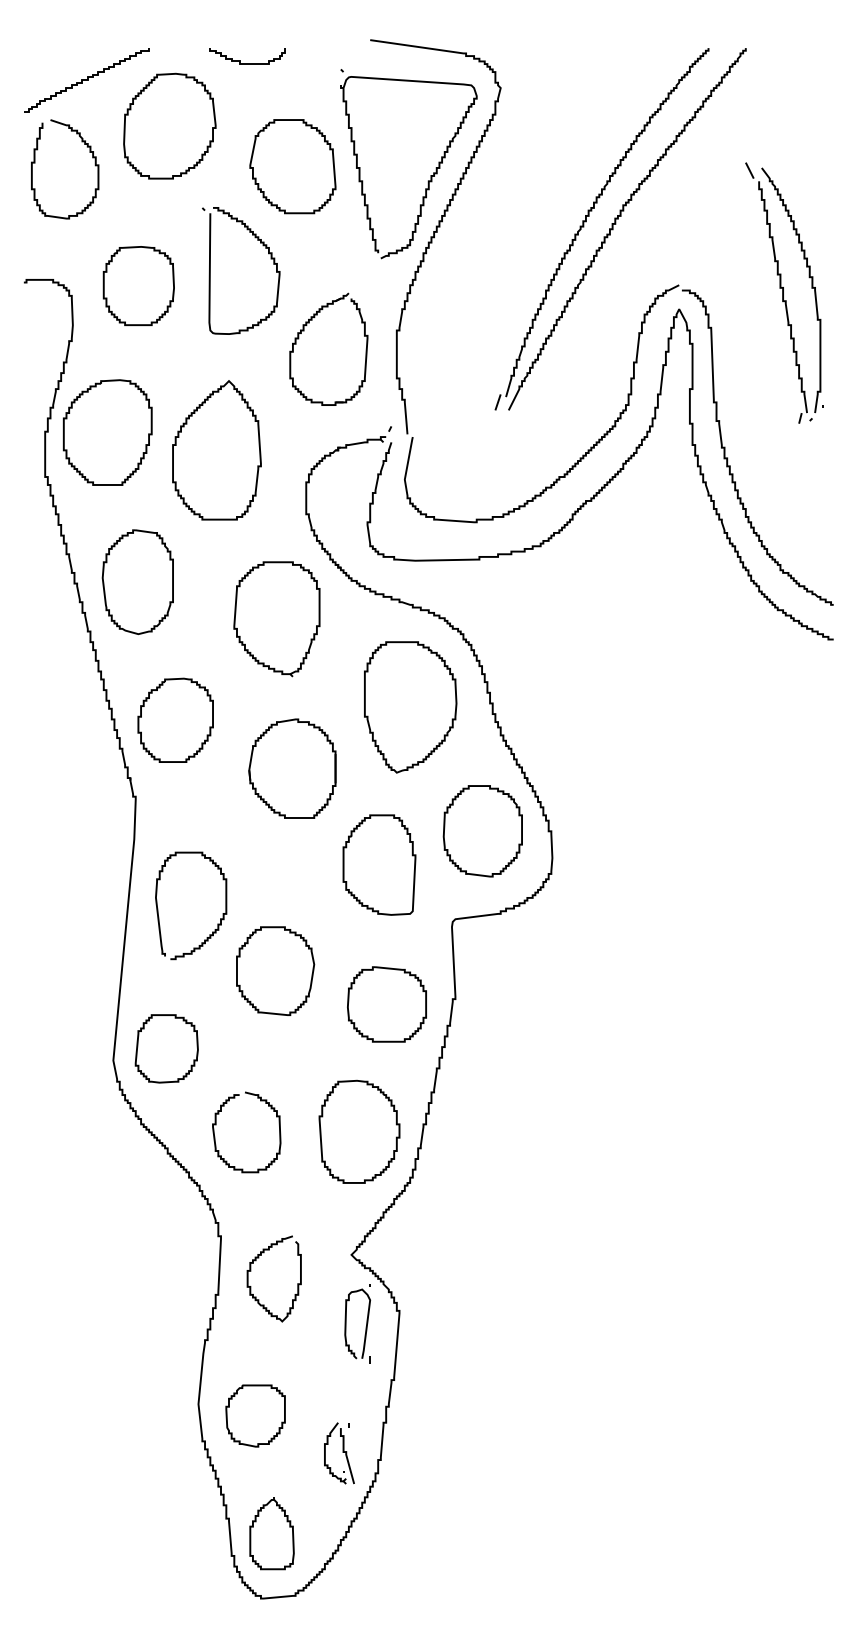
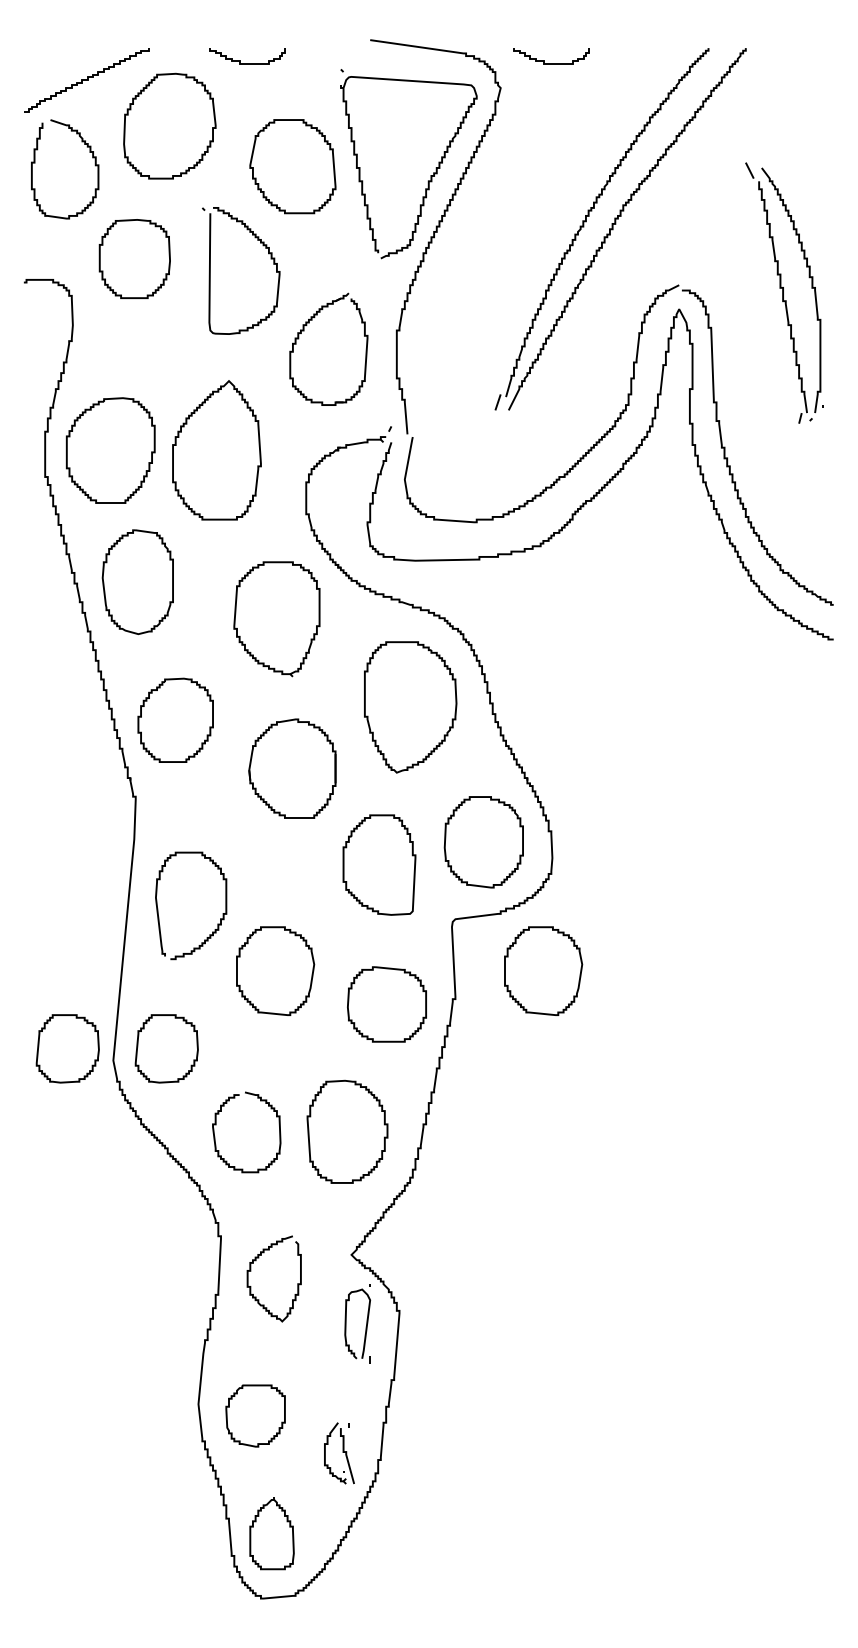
curve: none -> present (551, 63)
part position: (138, 285) -> (134, 258) (134, 258)
part position: (107, 432) -> (110, 450) (110, 450)
part position: (482, 831) -> (483, 842) (483, 842)
part: none -> present (543, 970)
part: none -> present (67, 1048)
part position: (359, 1131) -> (347, 1131) (347, 1131)
